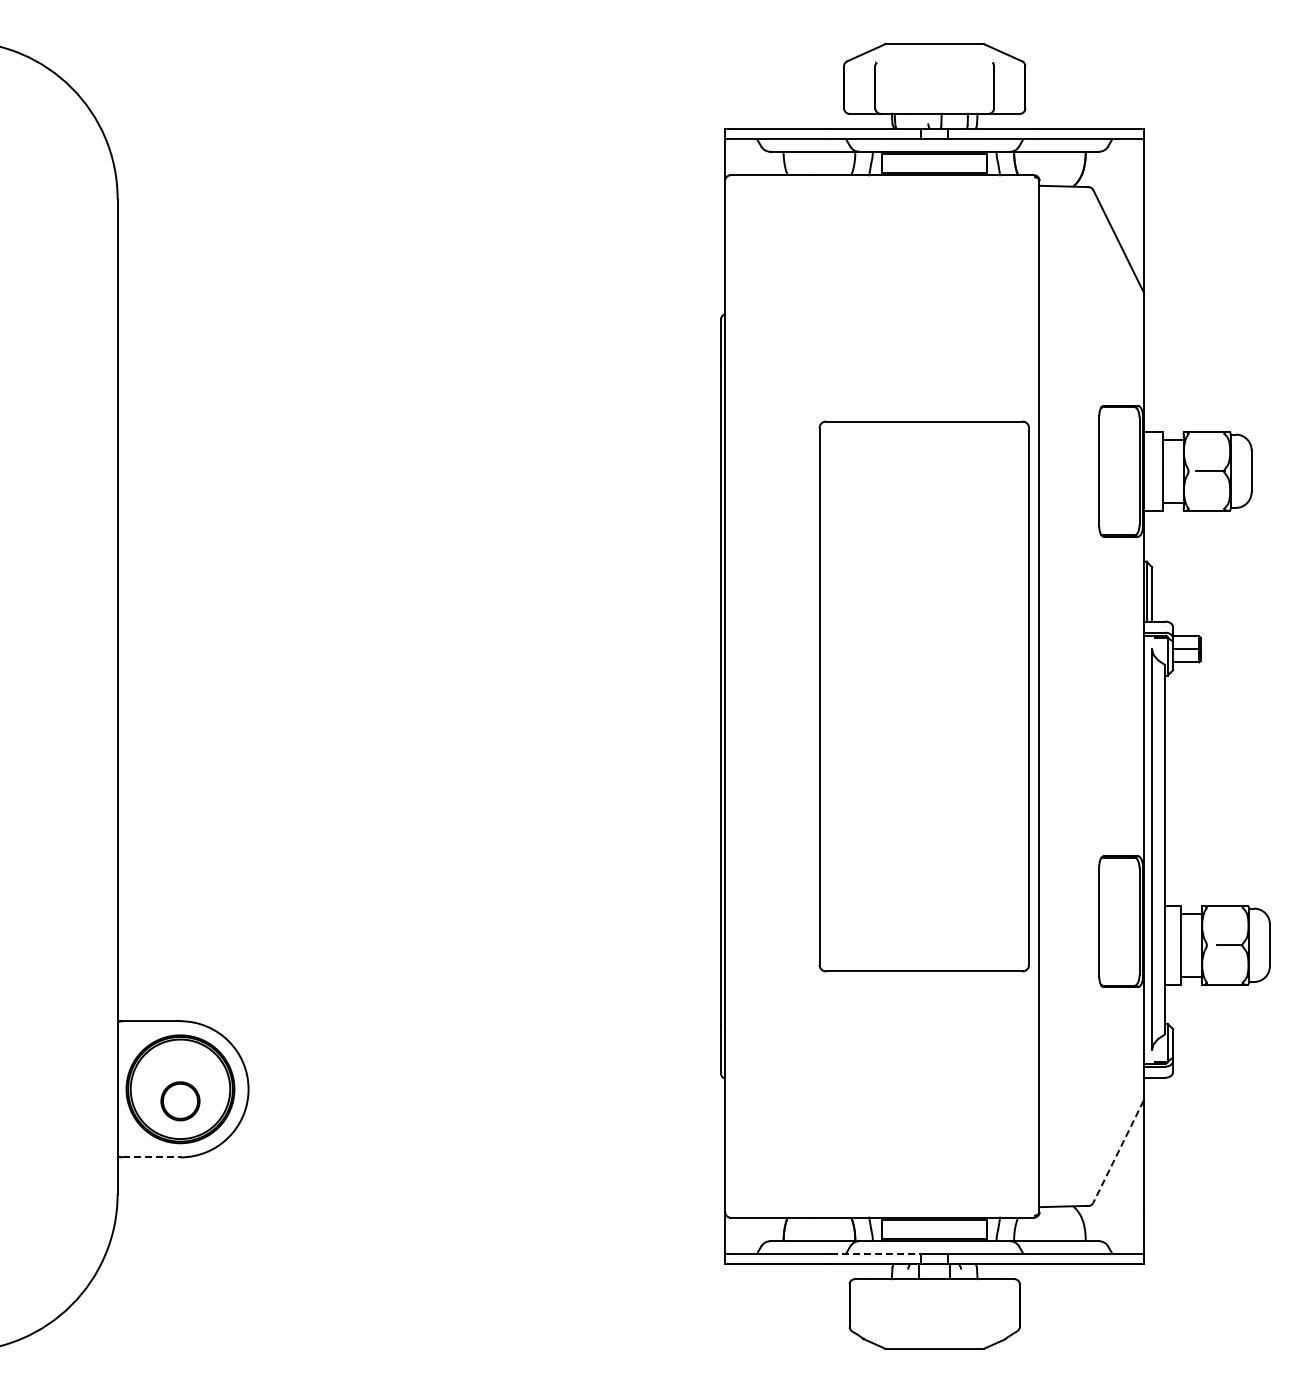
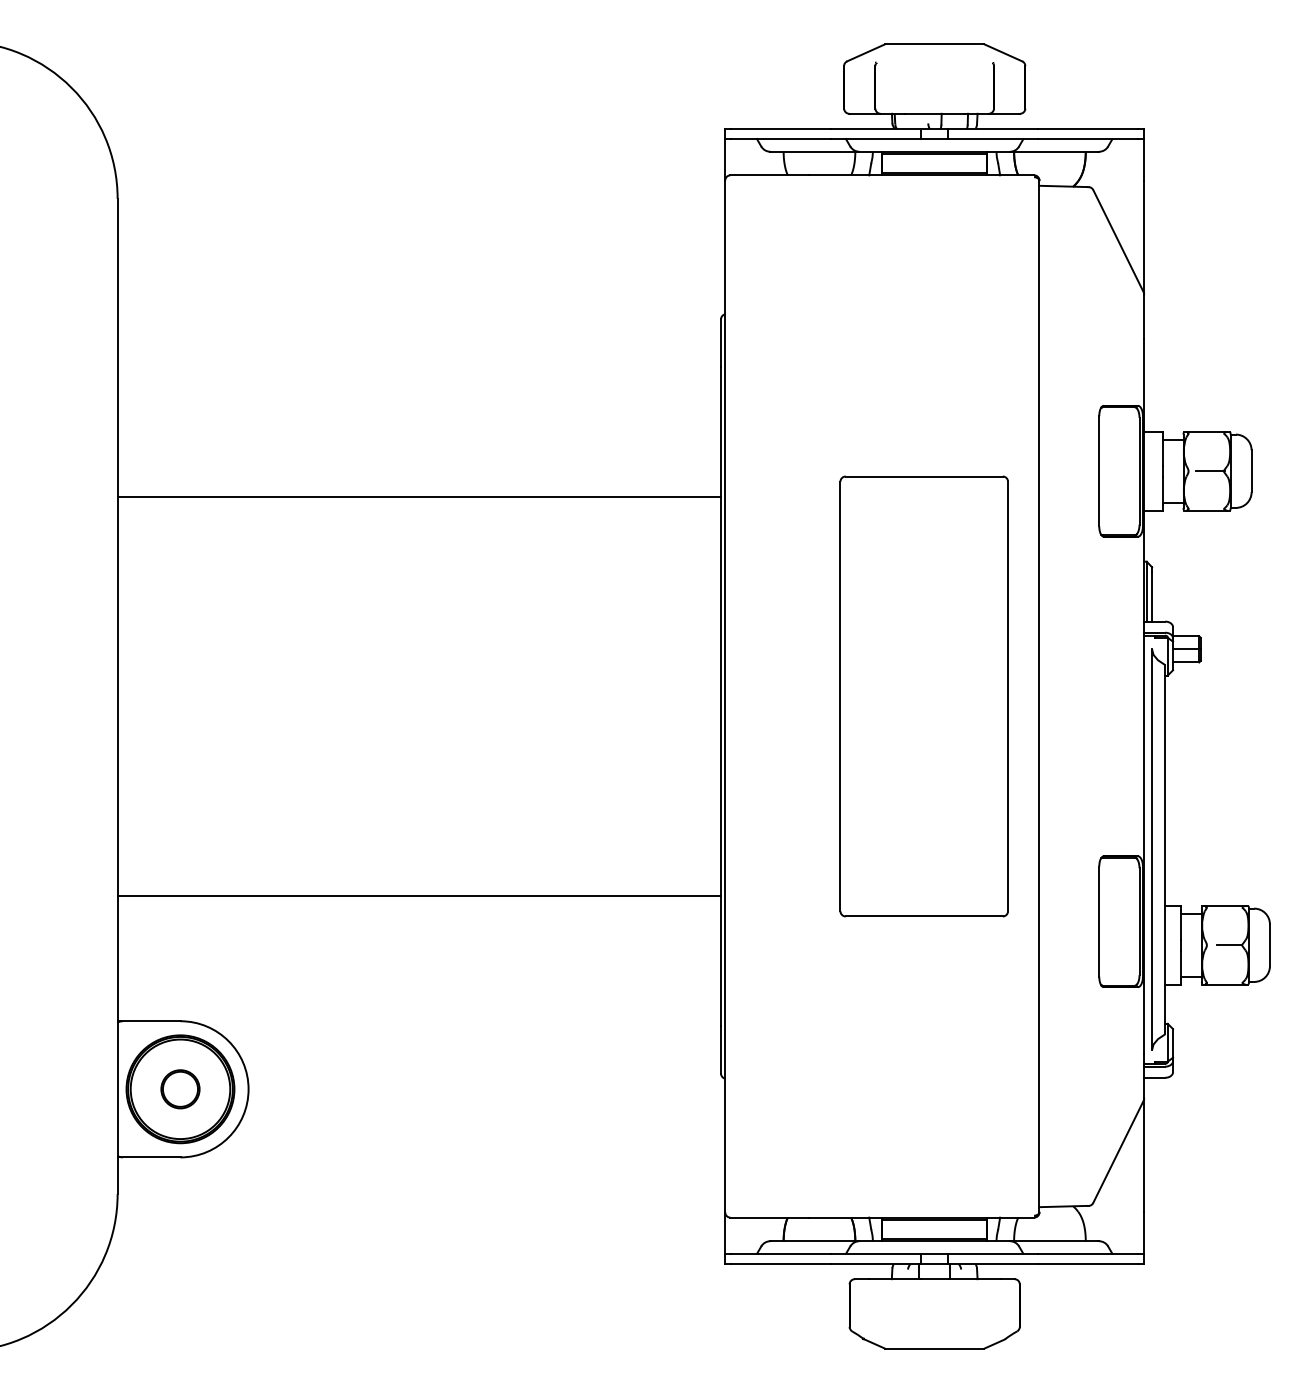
line: none -> present (419, 497)
part size: 212x553 px -> 170x443 px (923, 696)
line: none -> present (419, 895)
part position: (180, 1101) -> (180, 1089) (180, 1089)
line: dashed -> solid (1118, 1151)
line: dashed -> solid (151, 1157)
line: dashed -> solid (876, 1253)
